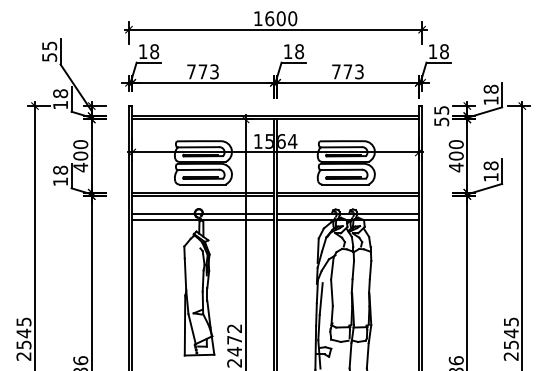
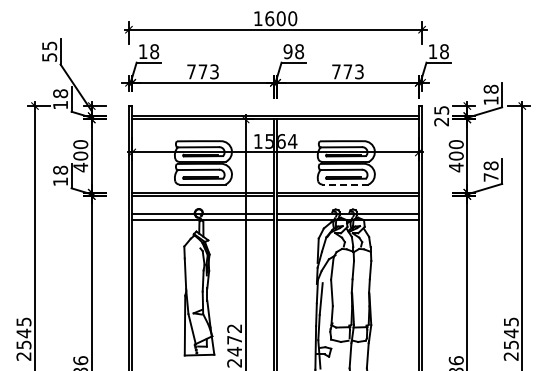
text: 18 -> 98 (287, 51)
text: 55 -> 25 (441, 121)
text: 18 -> 78 (490, 177)
line: solid -> dashed (345, 184)
